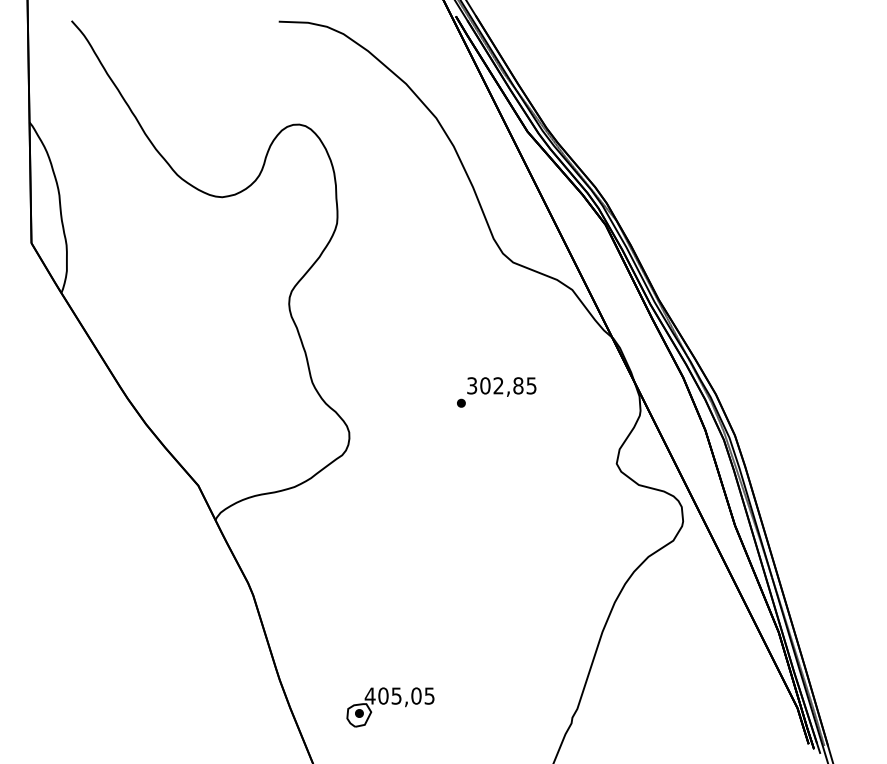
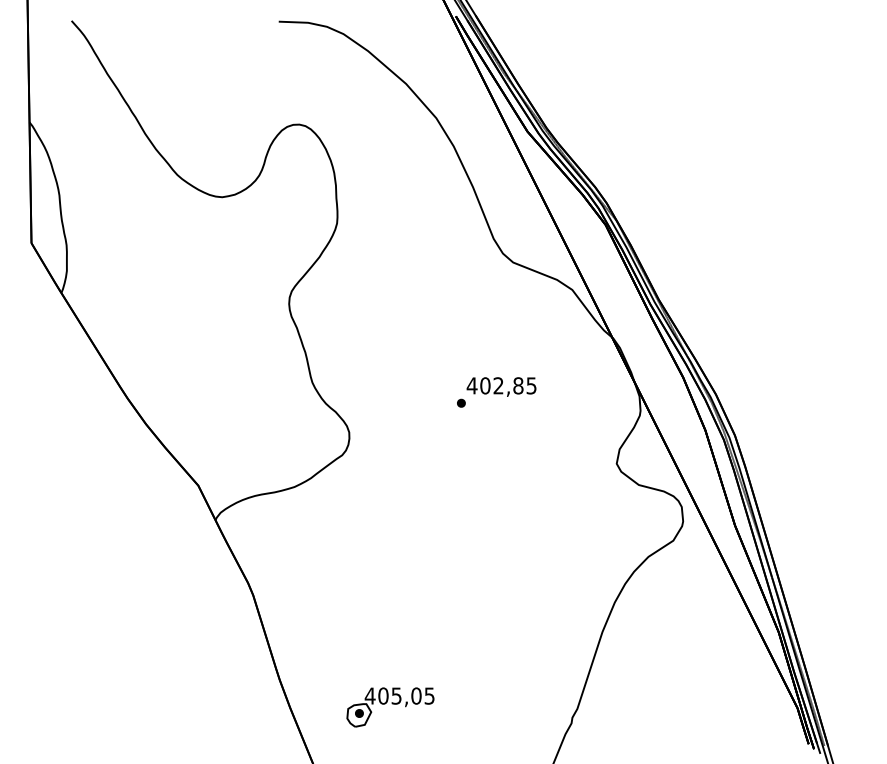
text: 302,85 -> 402,85 (471, 385)
